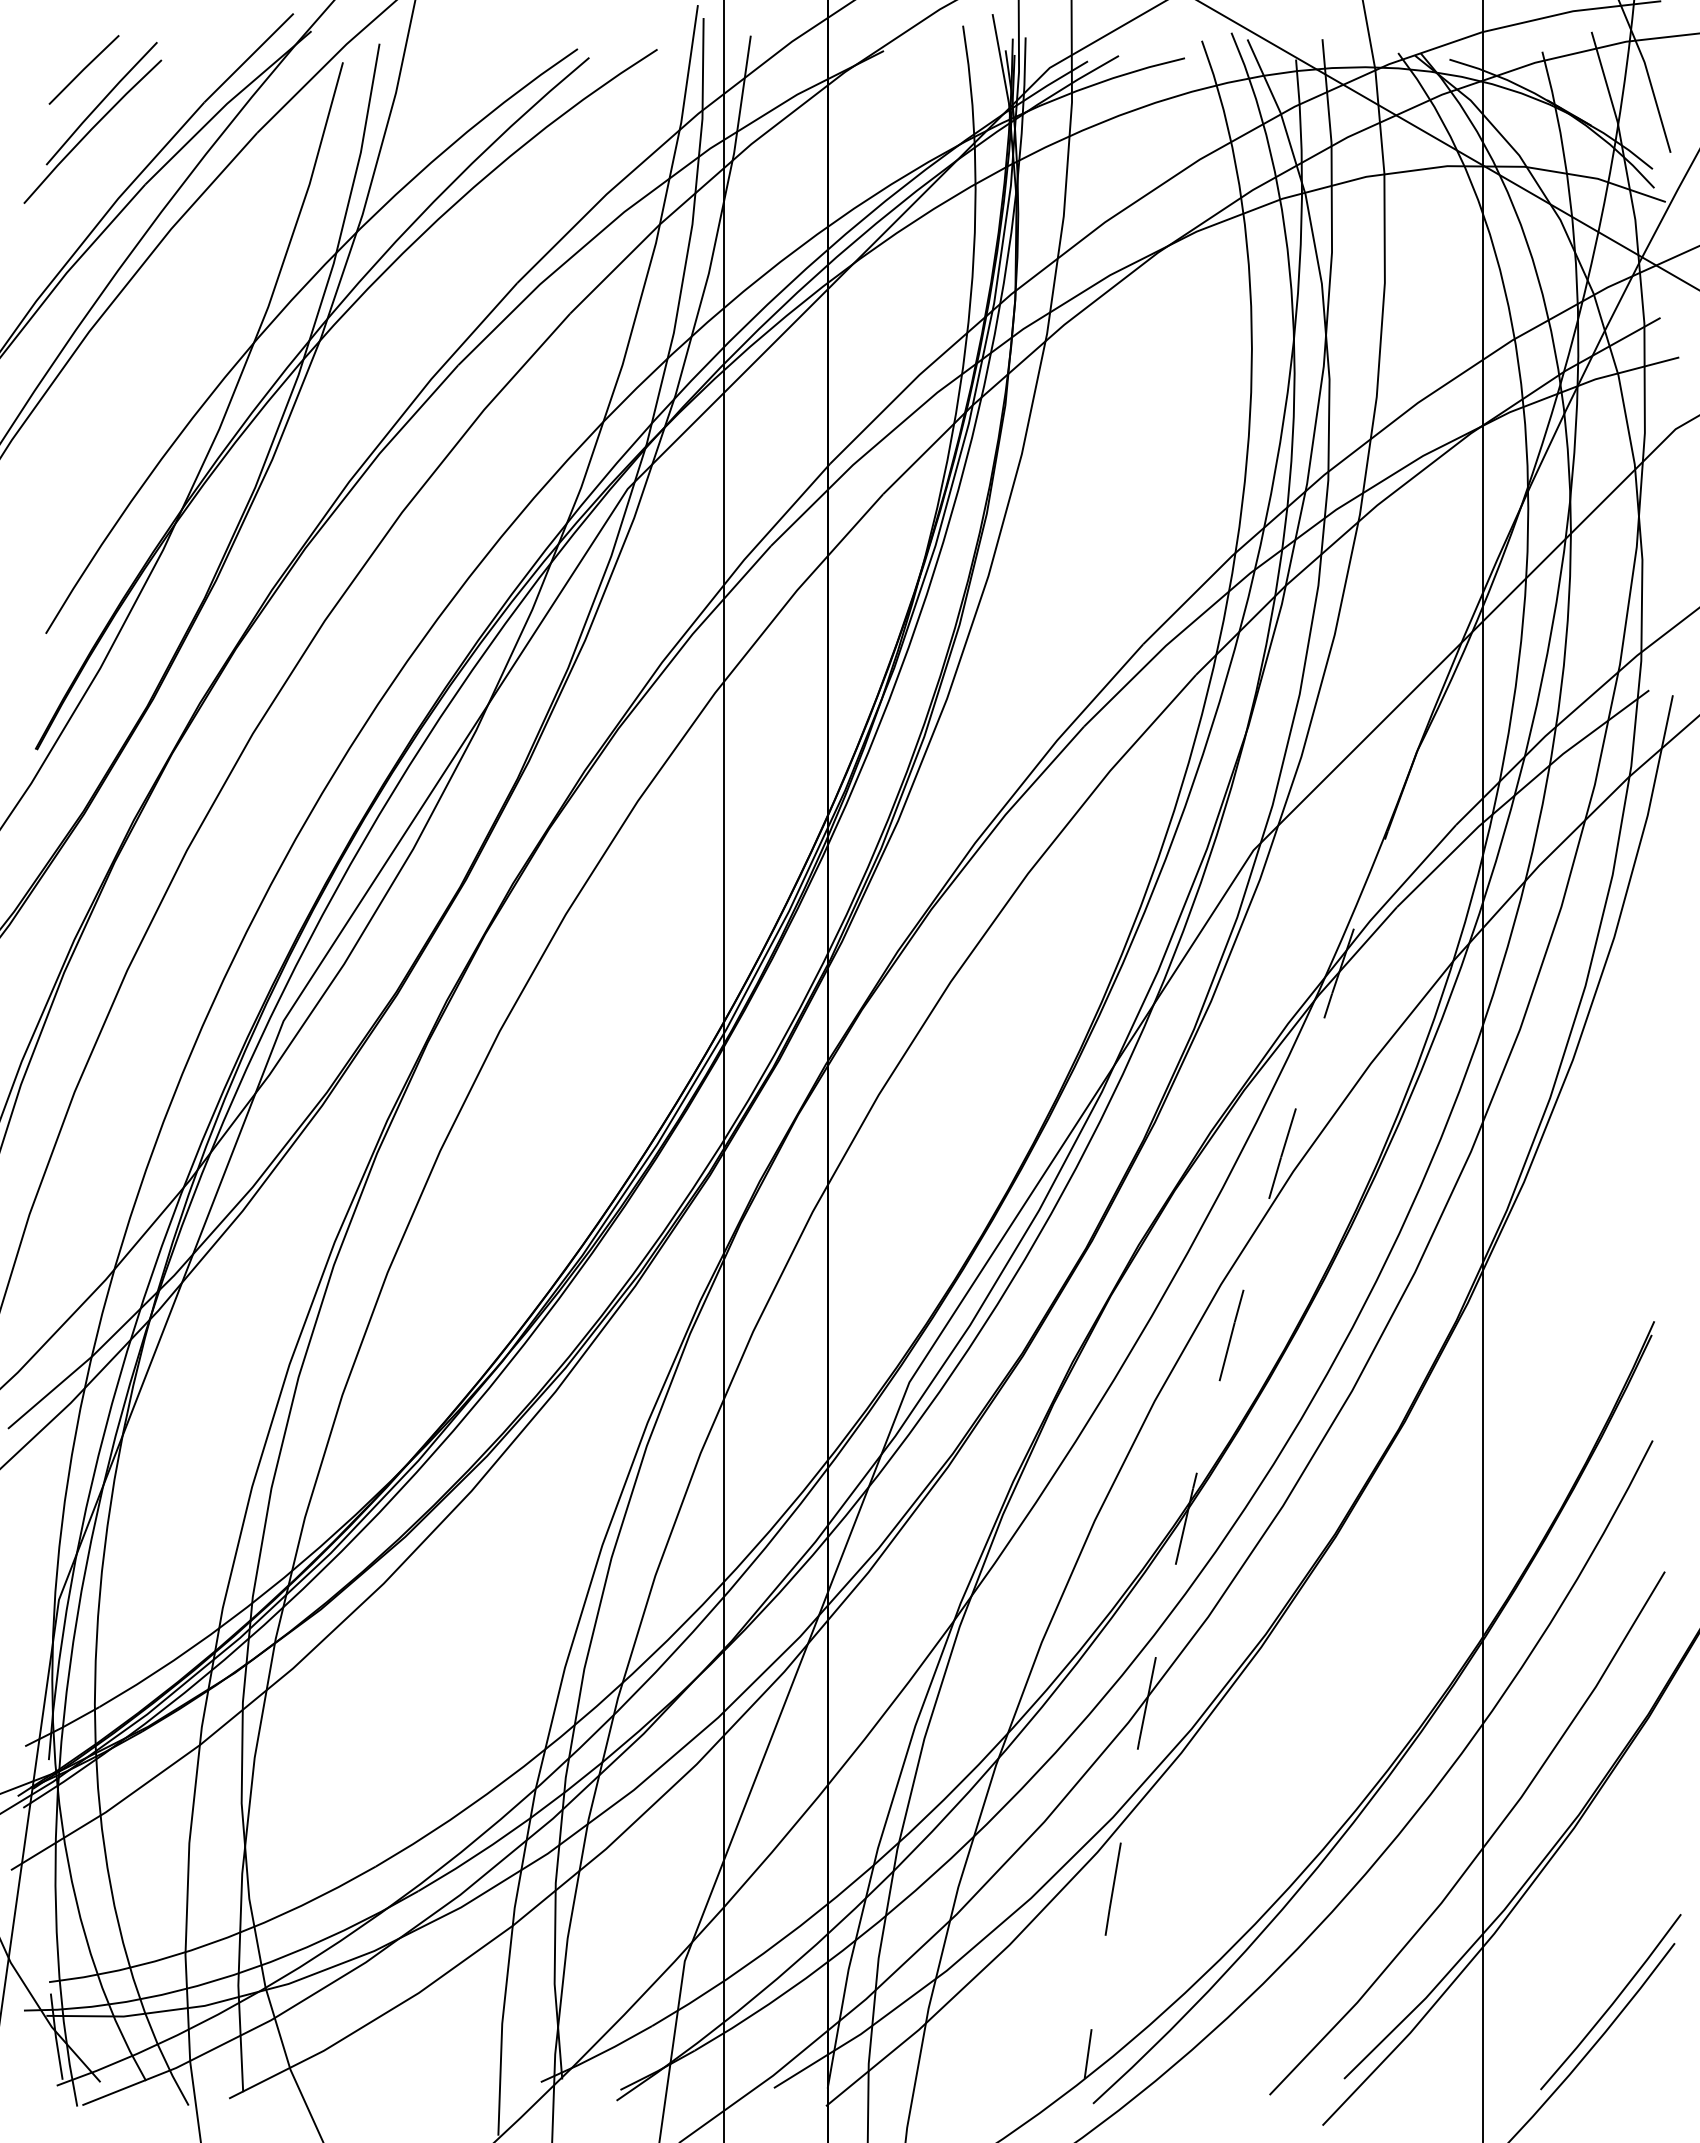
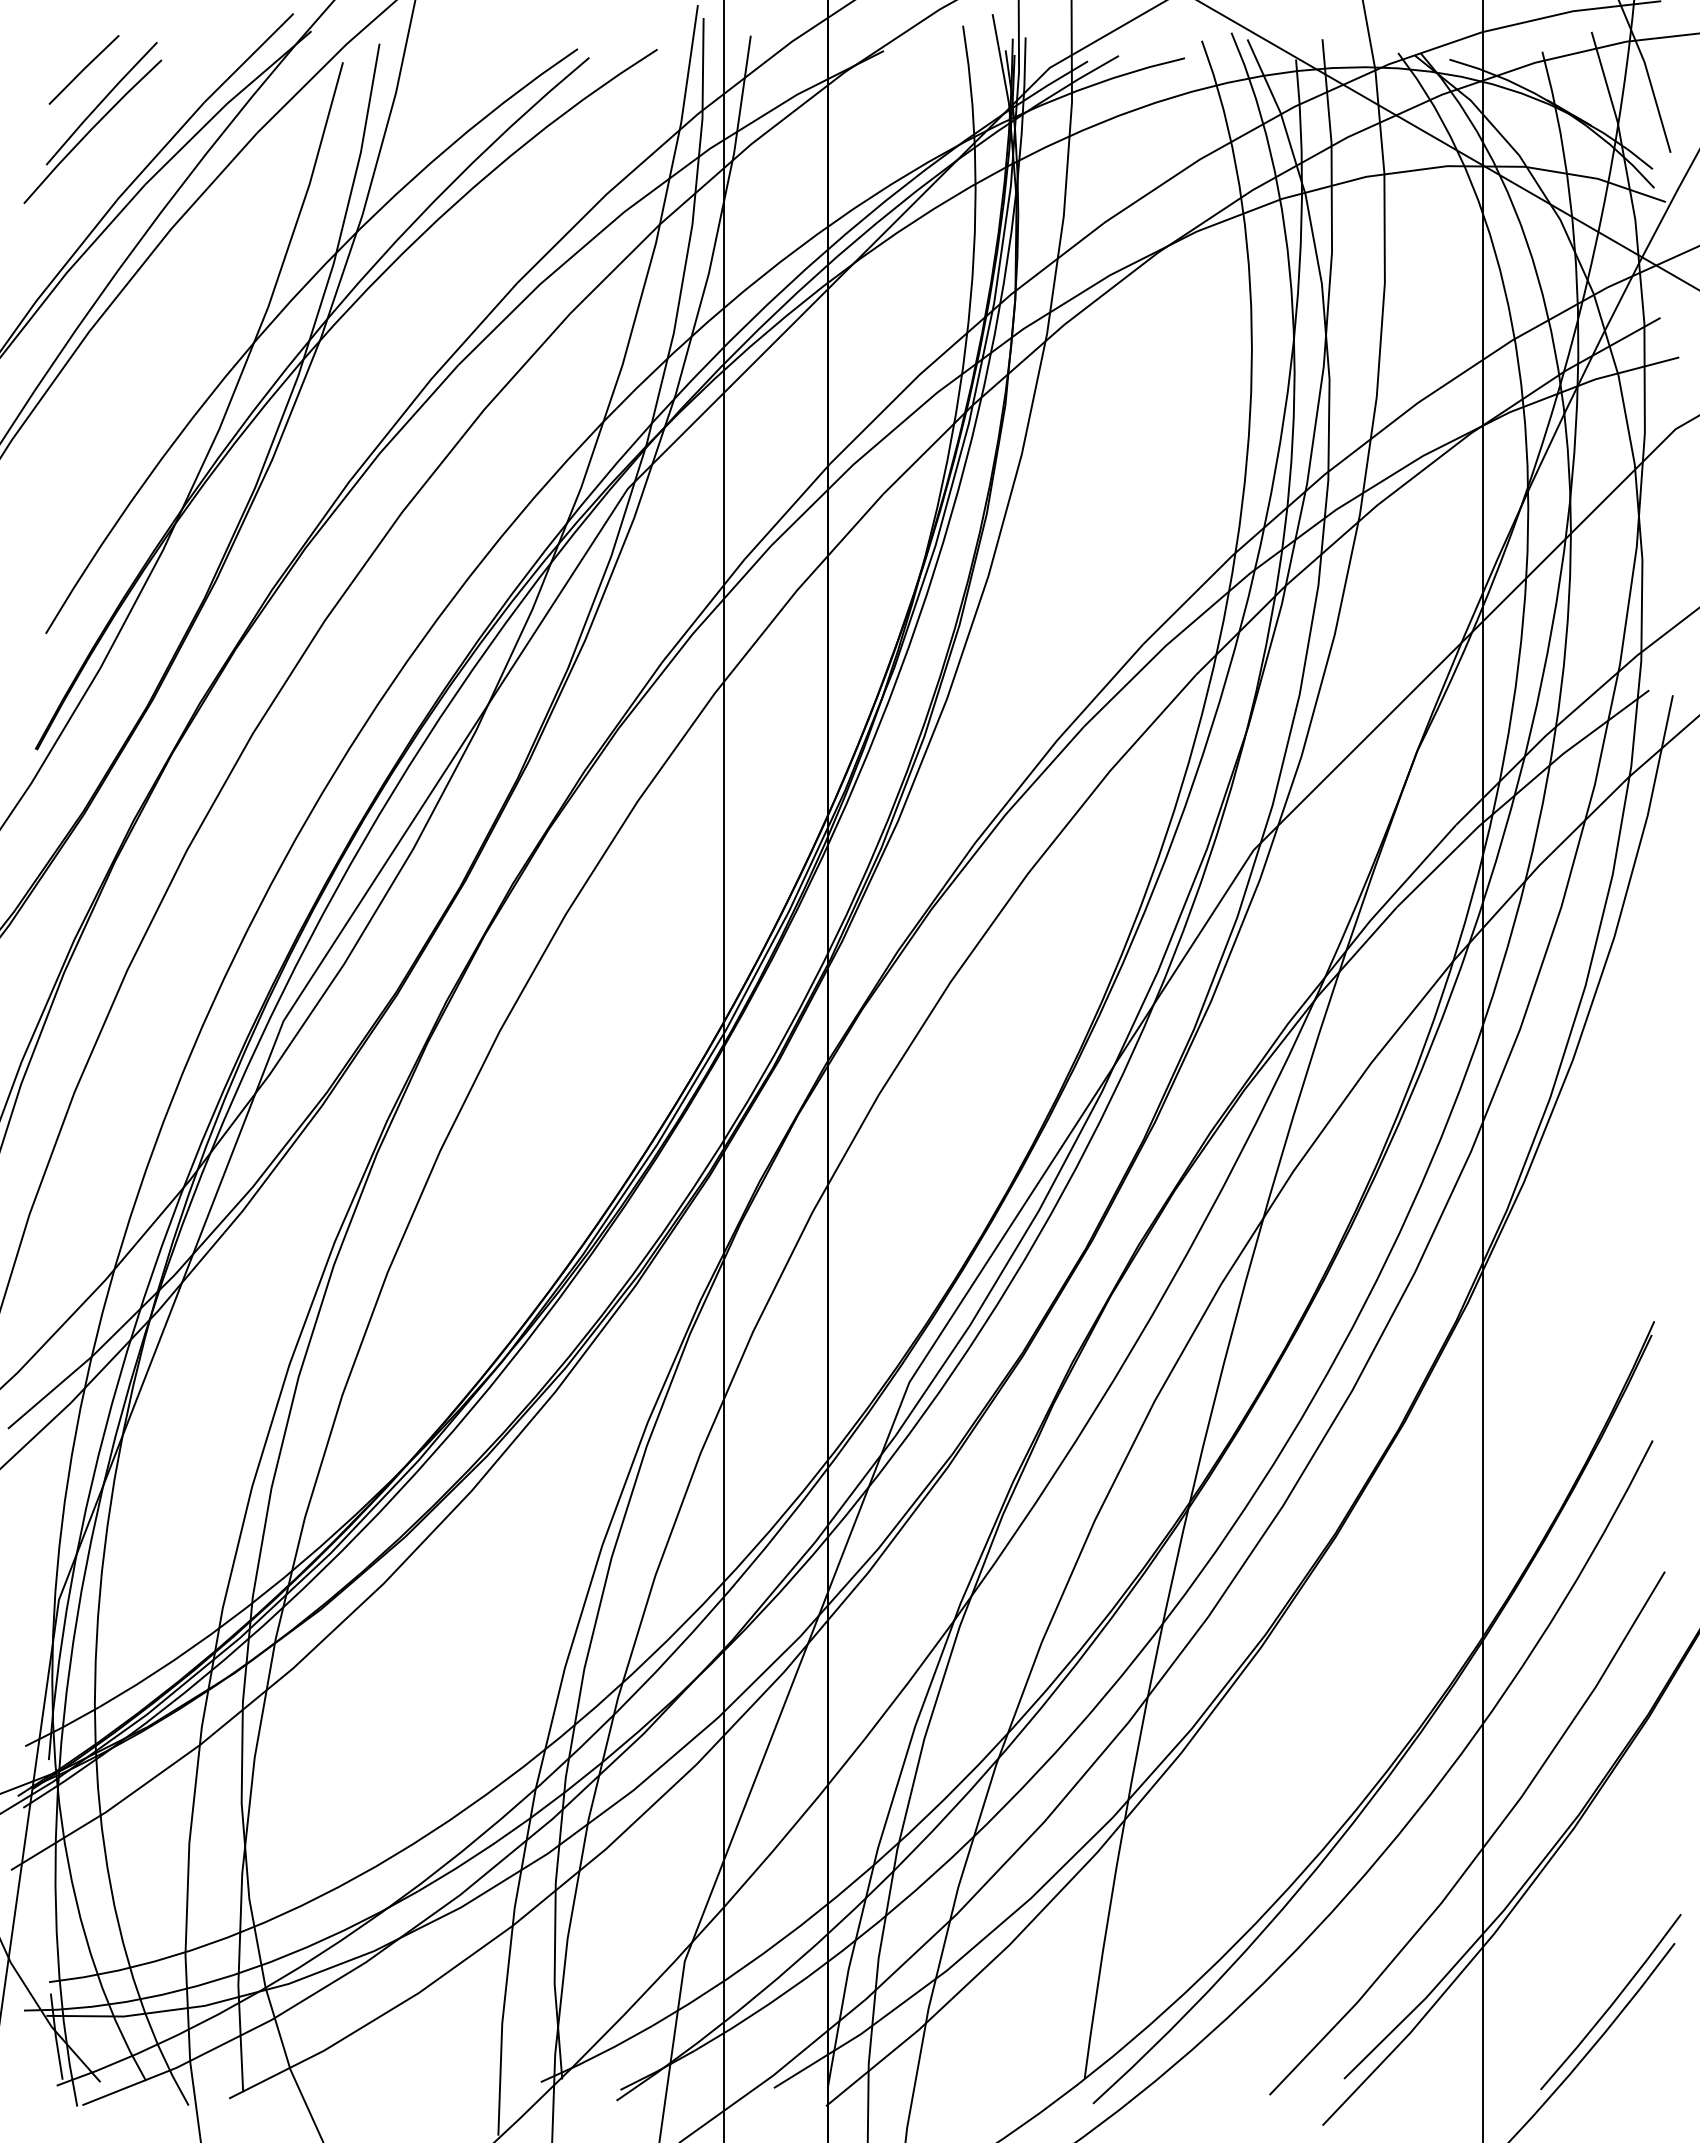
arc: dashed -> solid (1213, 1405)
